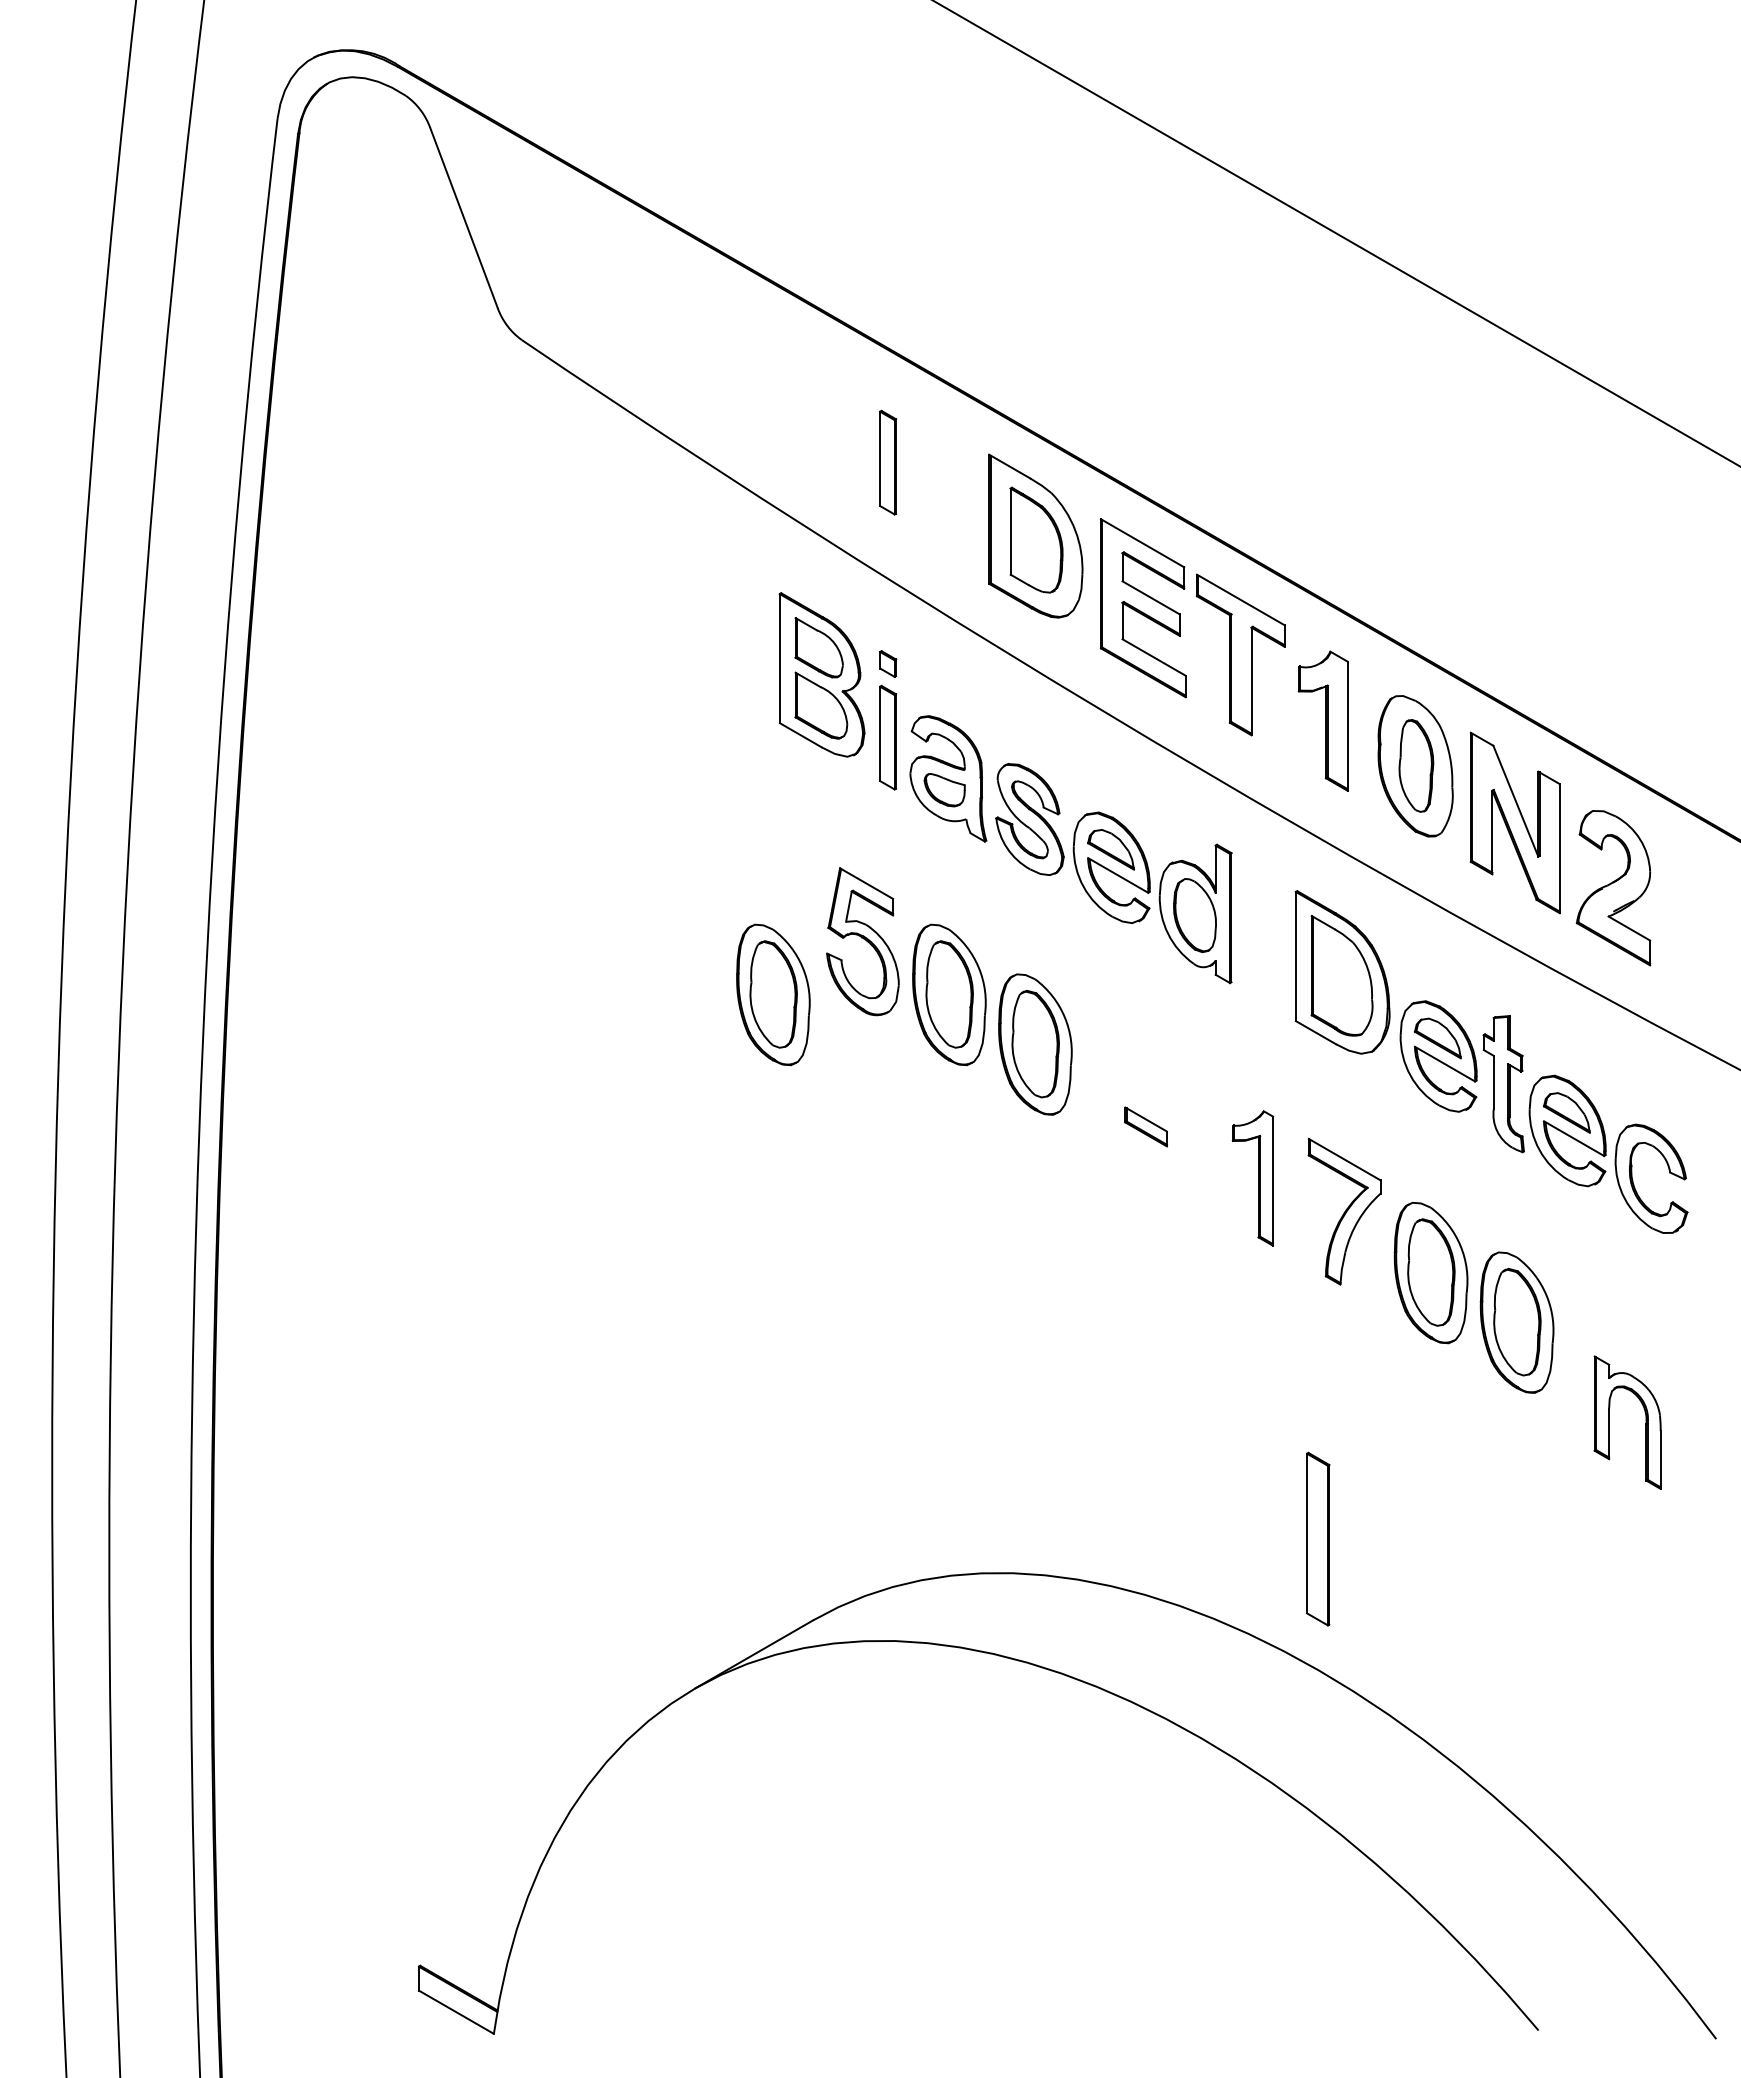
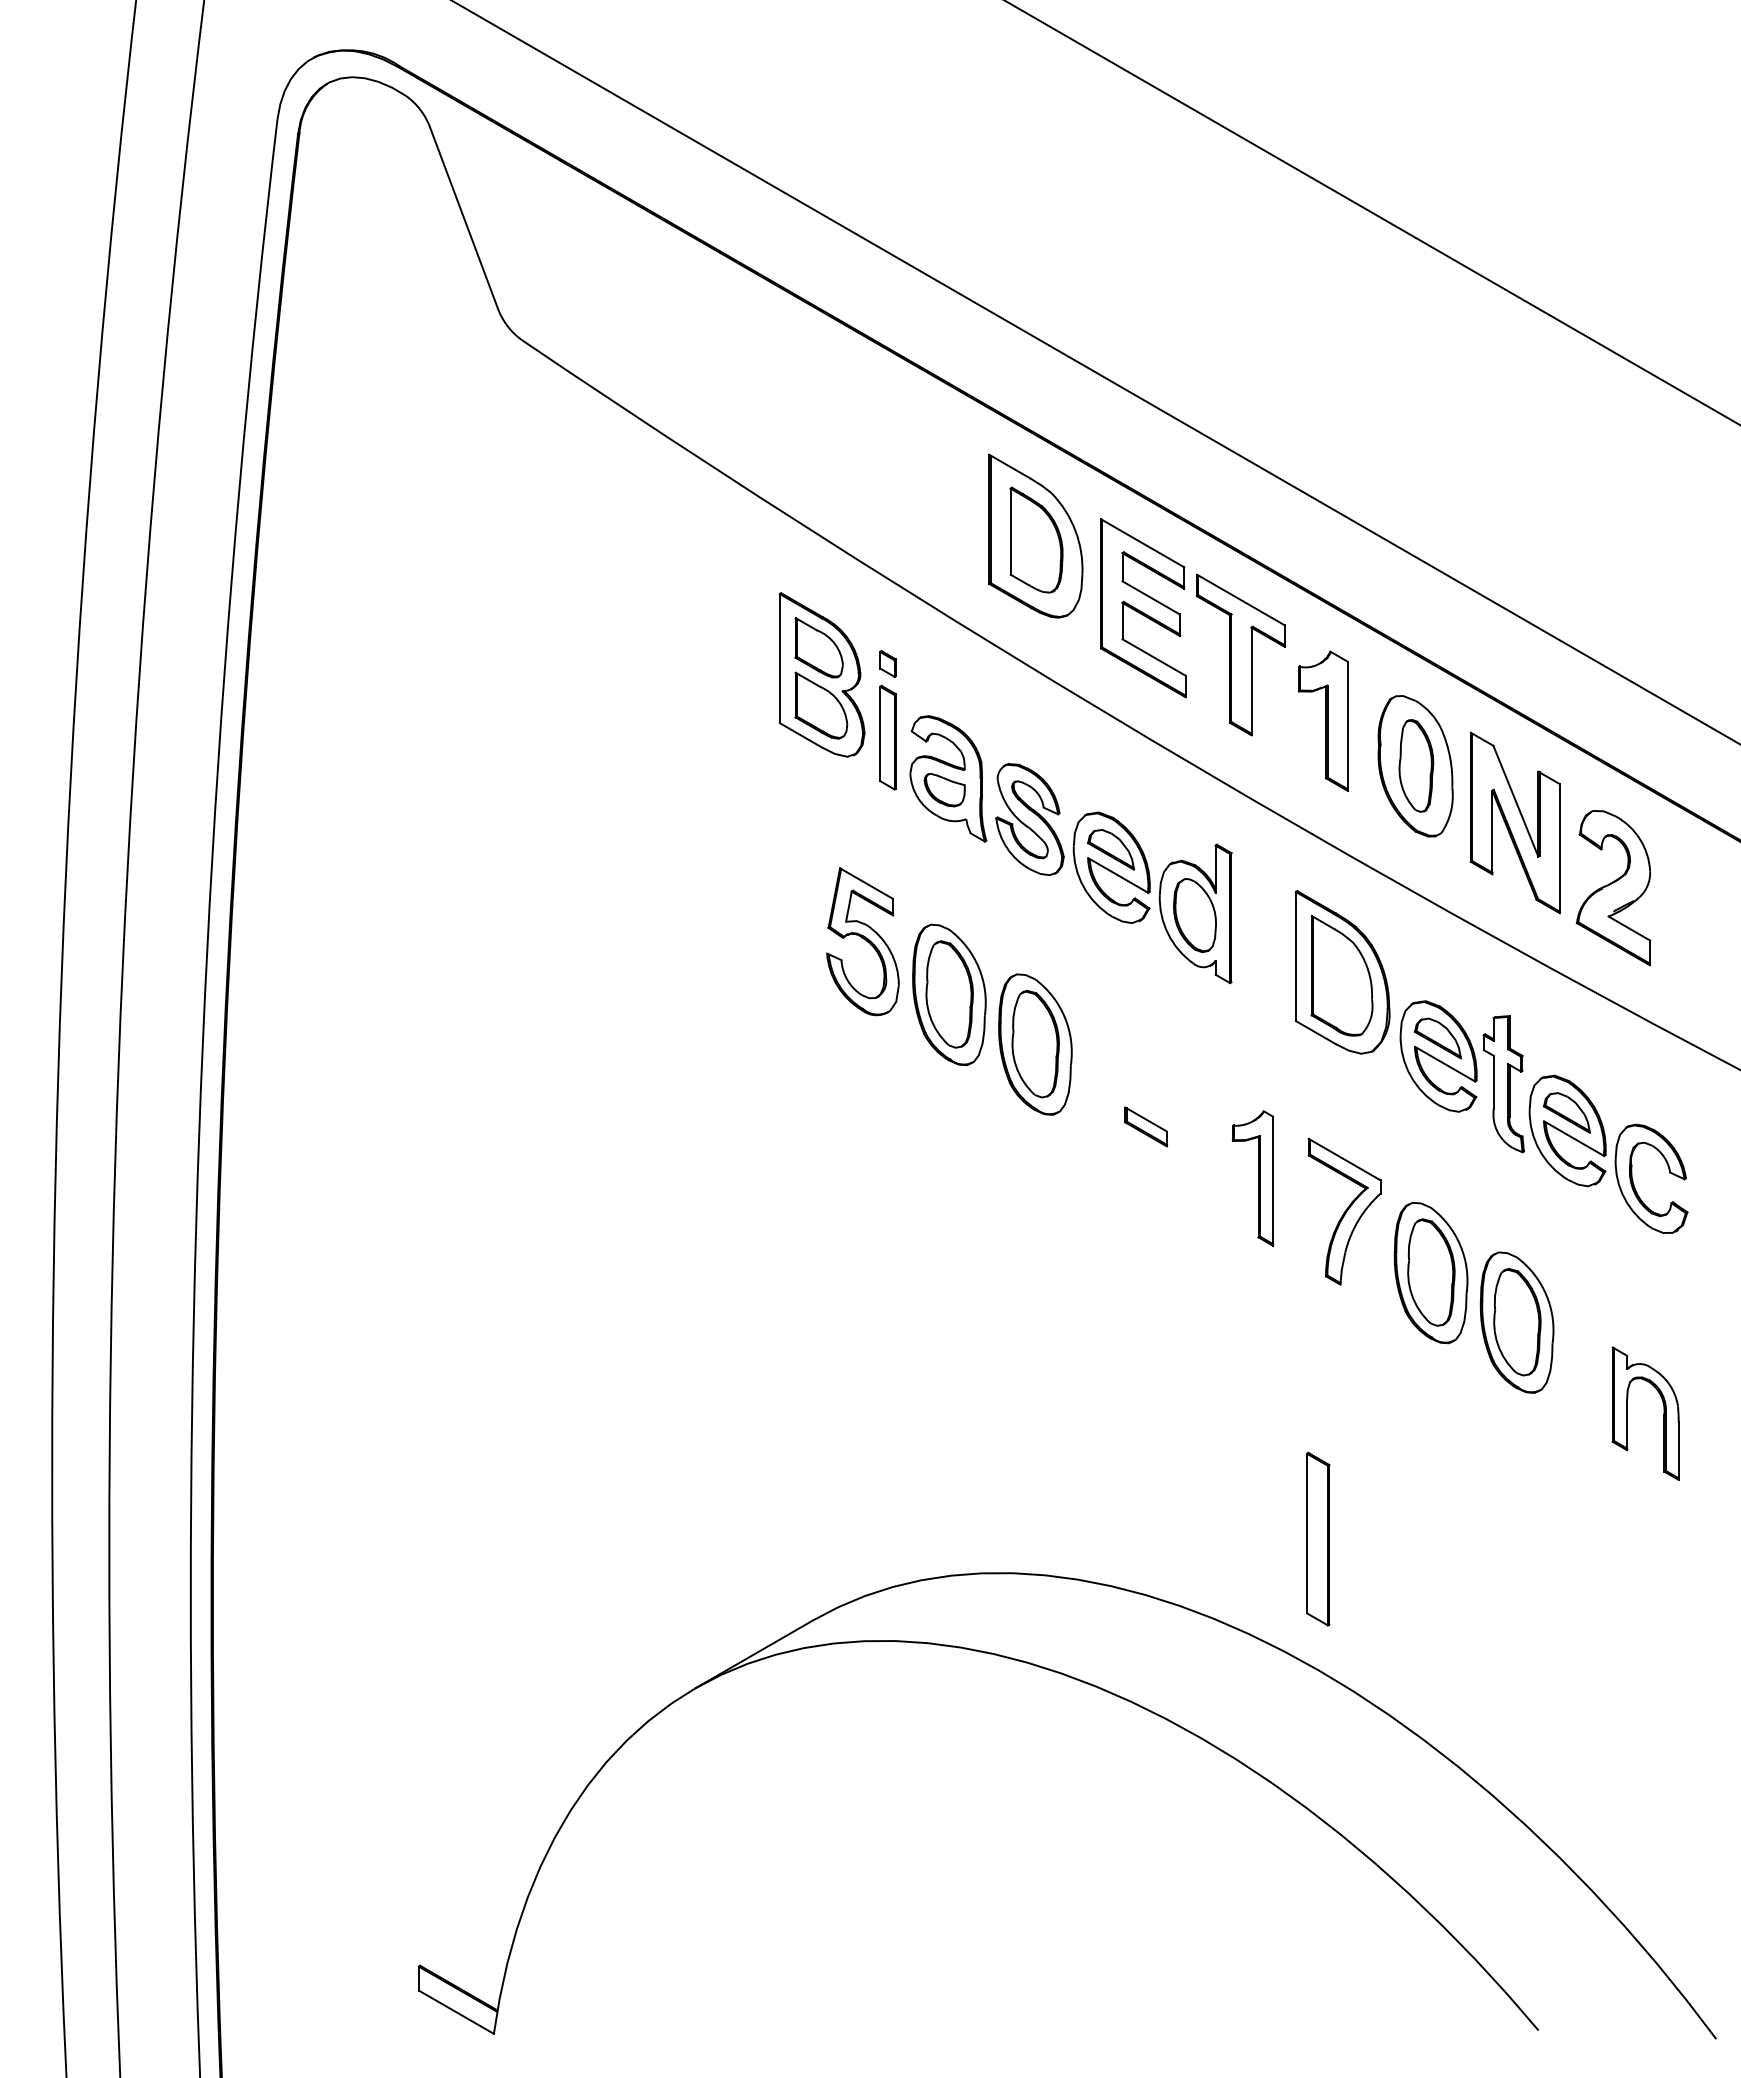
line position: (1336, 233) -> (1372, 212) (1372, 212)
line: none -> present (1095, 372)
part: present -> none (888, 462)
part: present -> none (773, 994)
part position: (1609, 1422) -> (1627, 1413) (1627, 1413)
